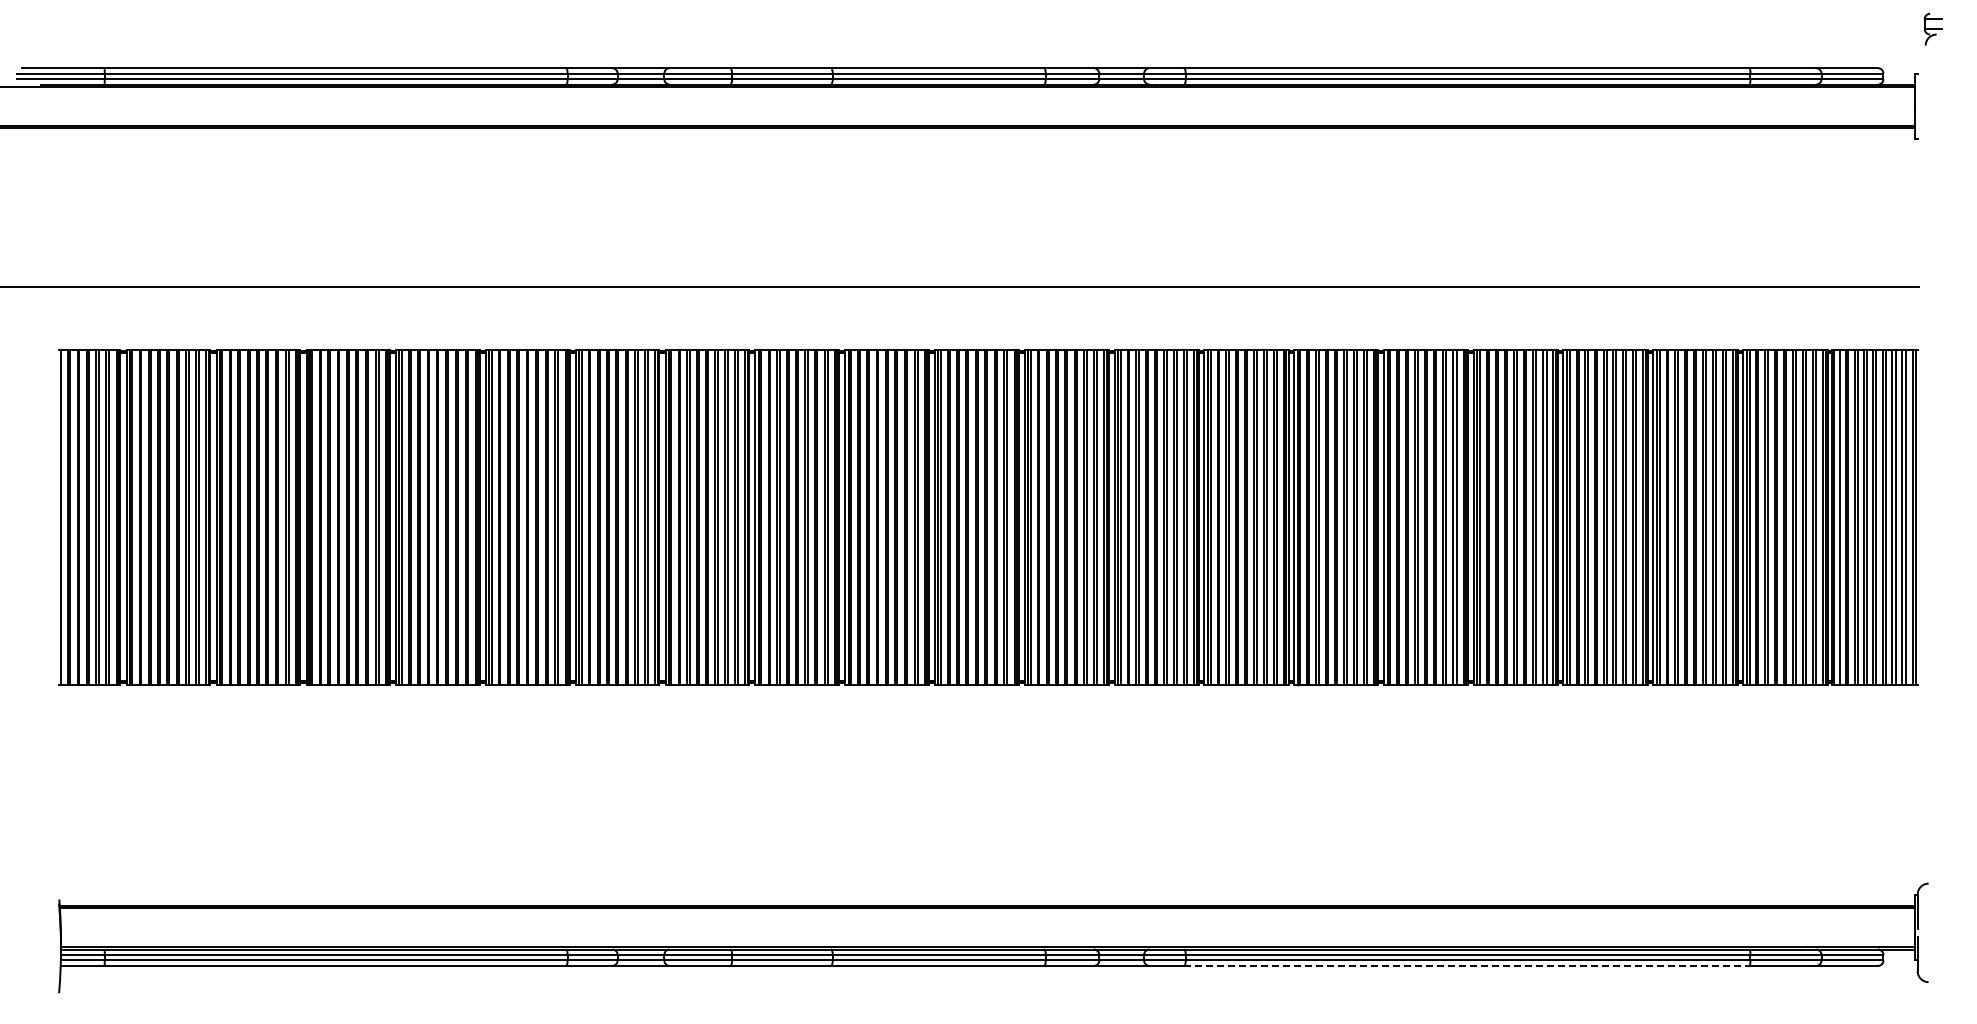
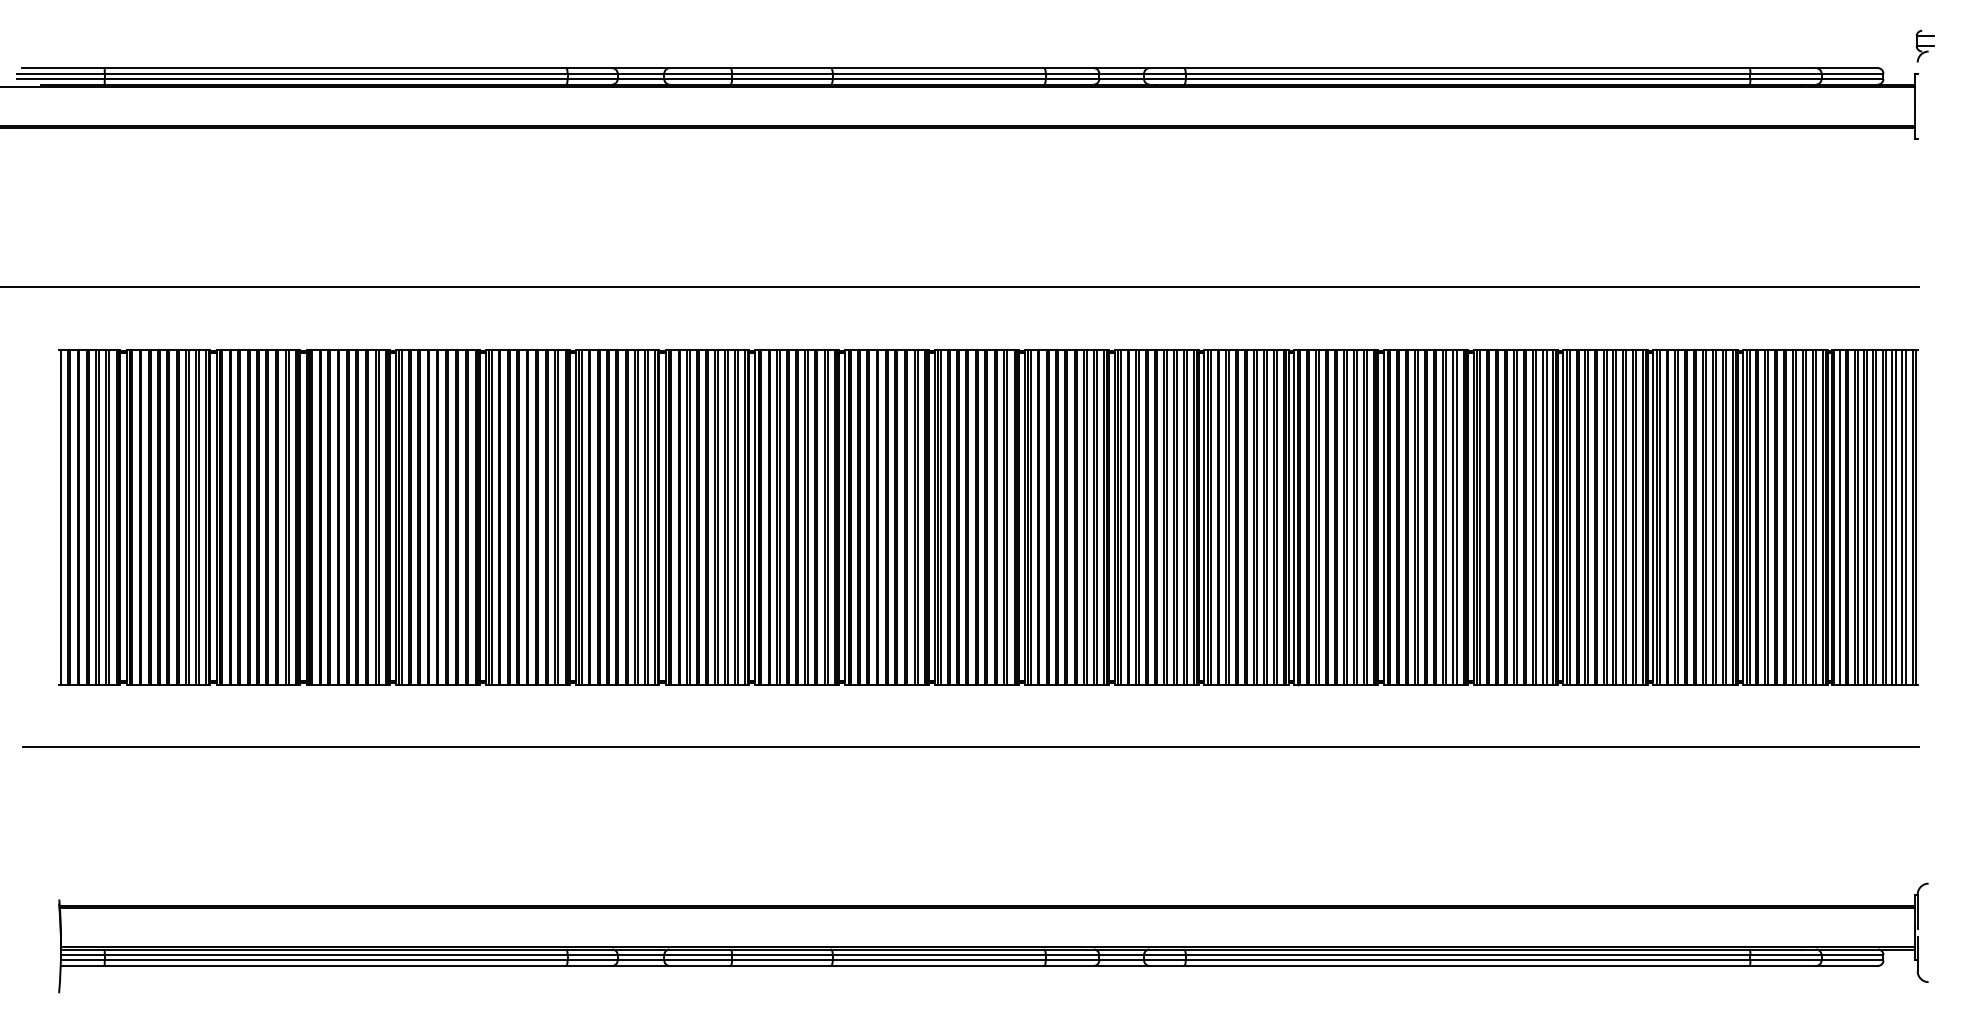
part position: (1932, 28) -> (1924, 45) (1924, 45)
line: none -> present (970, 746)
line: dashed -> solid (1466, 965)
